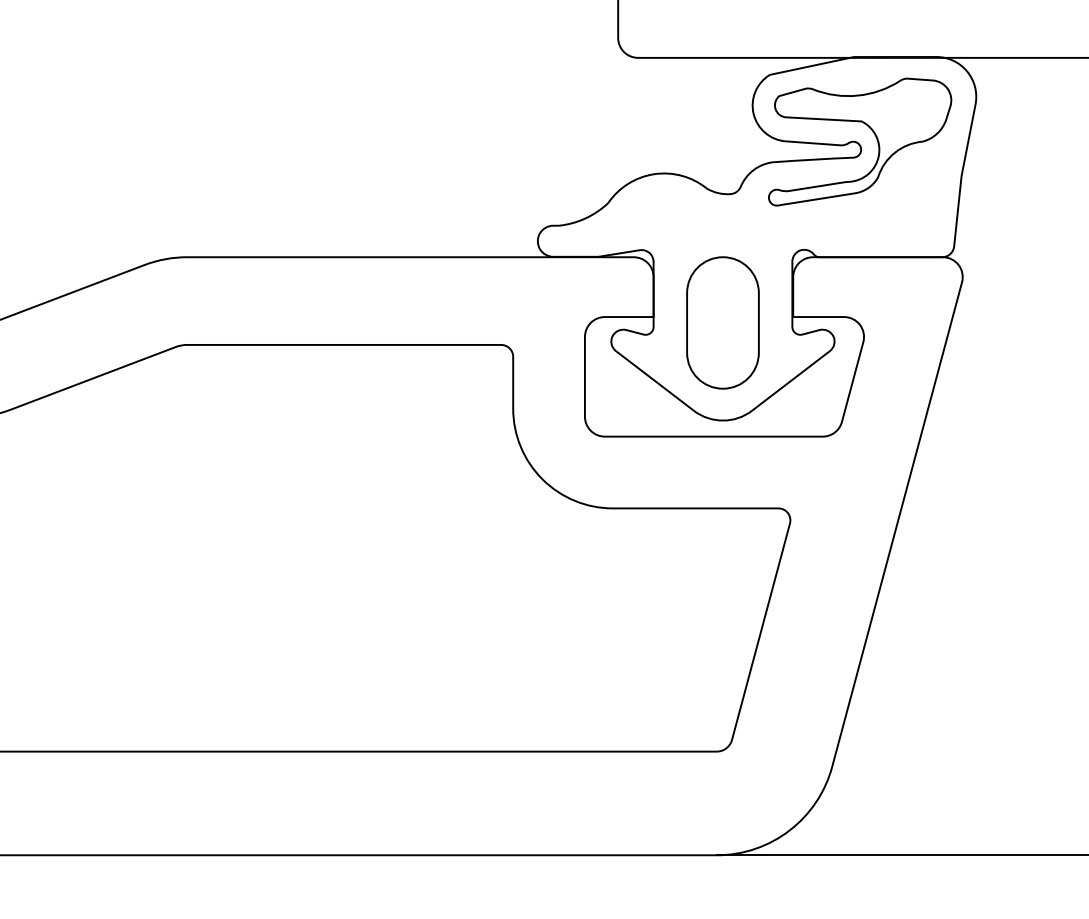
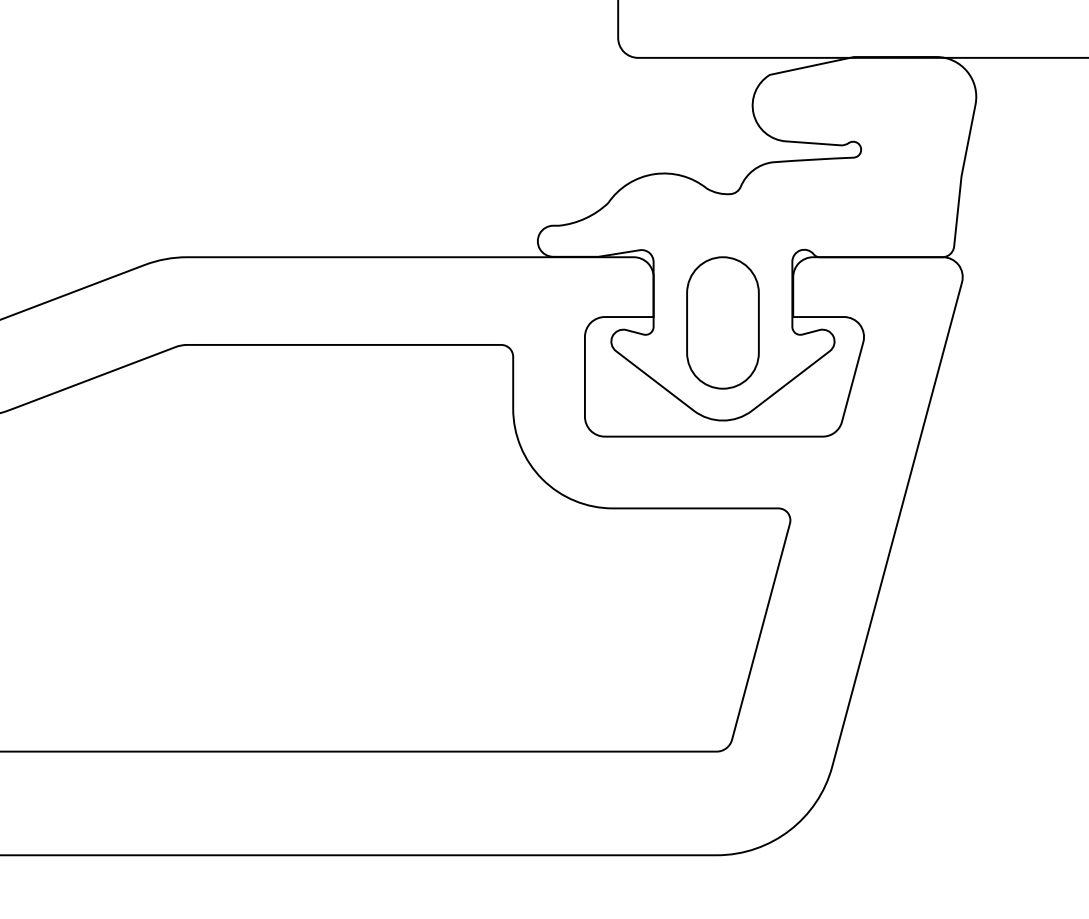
part: present -> none (872, 132)
line: present -> none (900, 855)
